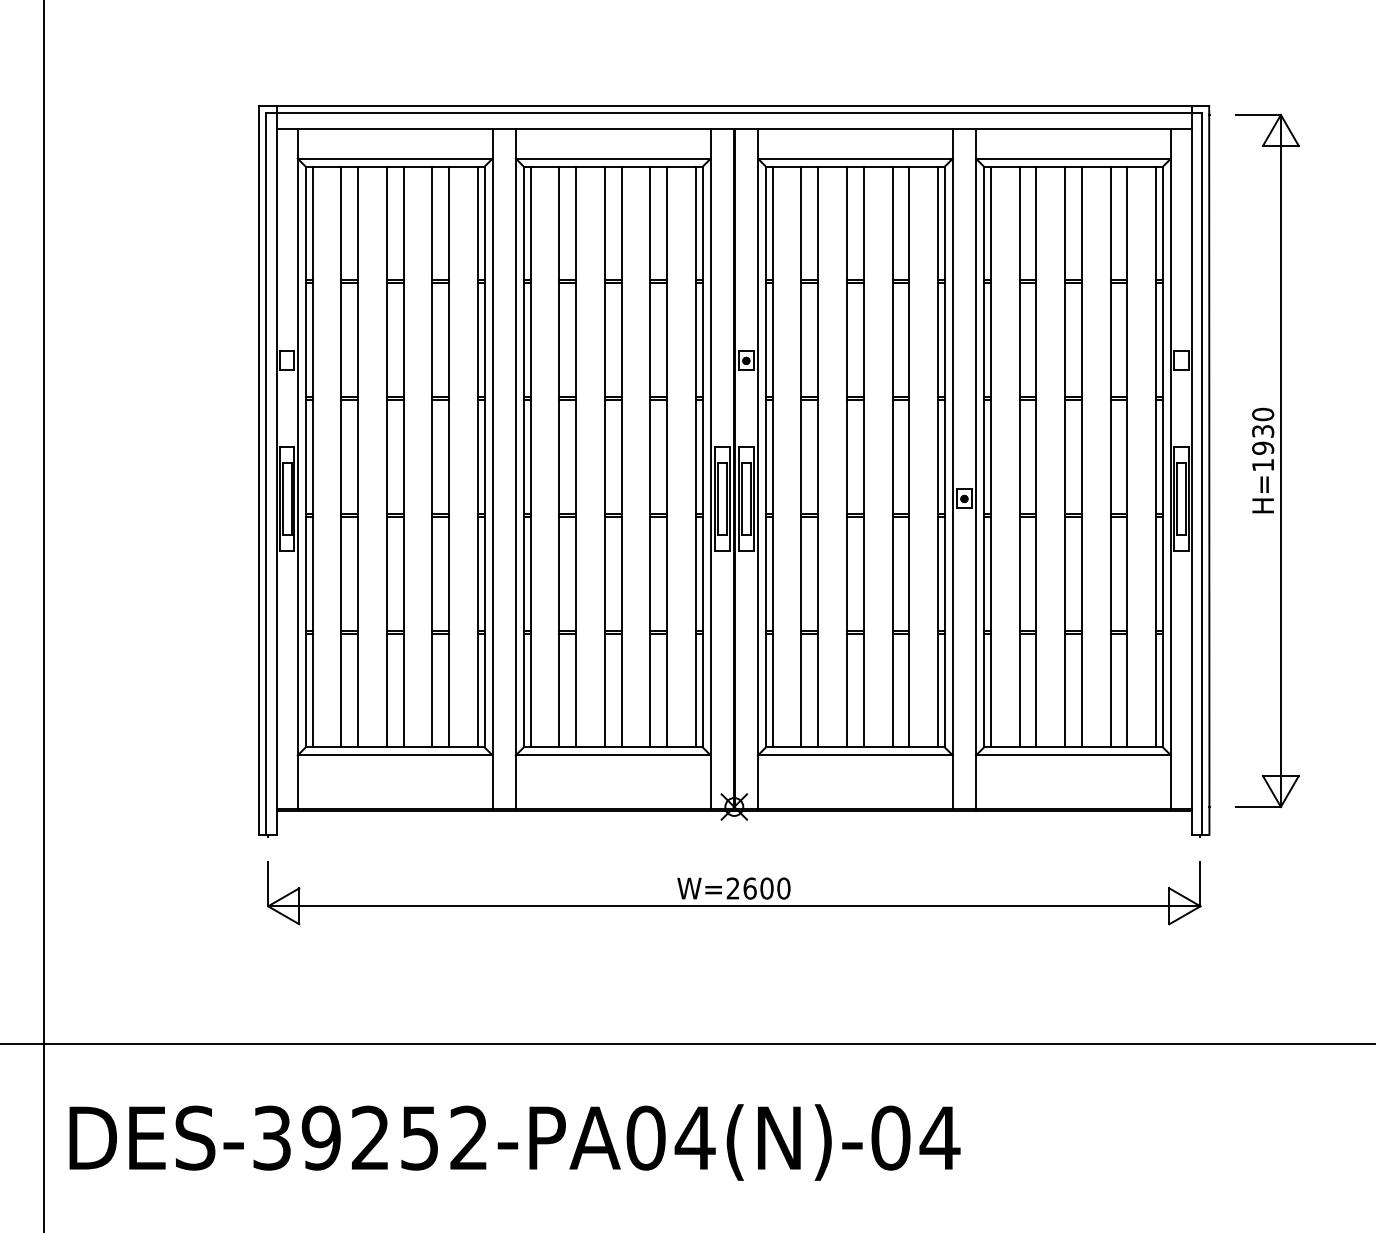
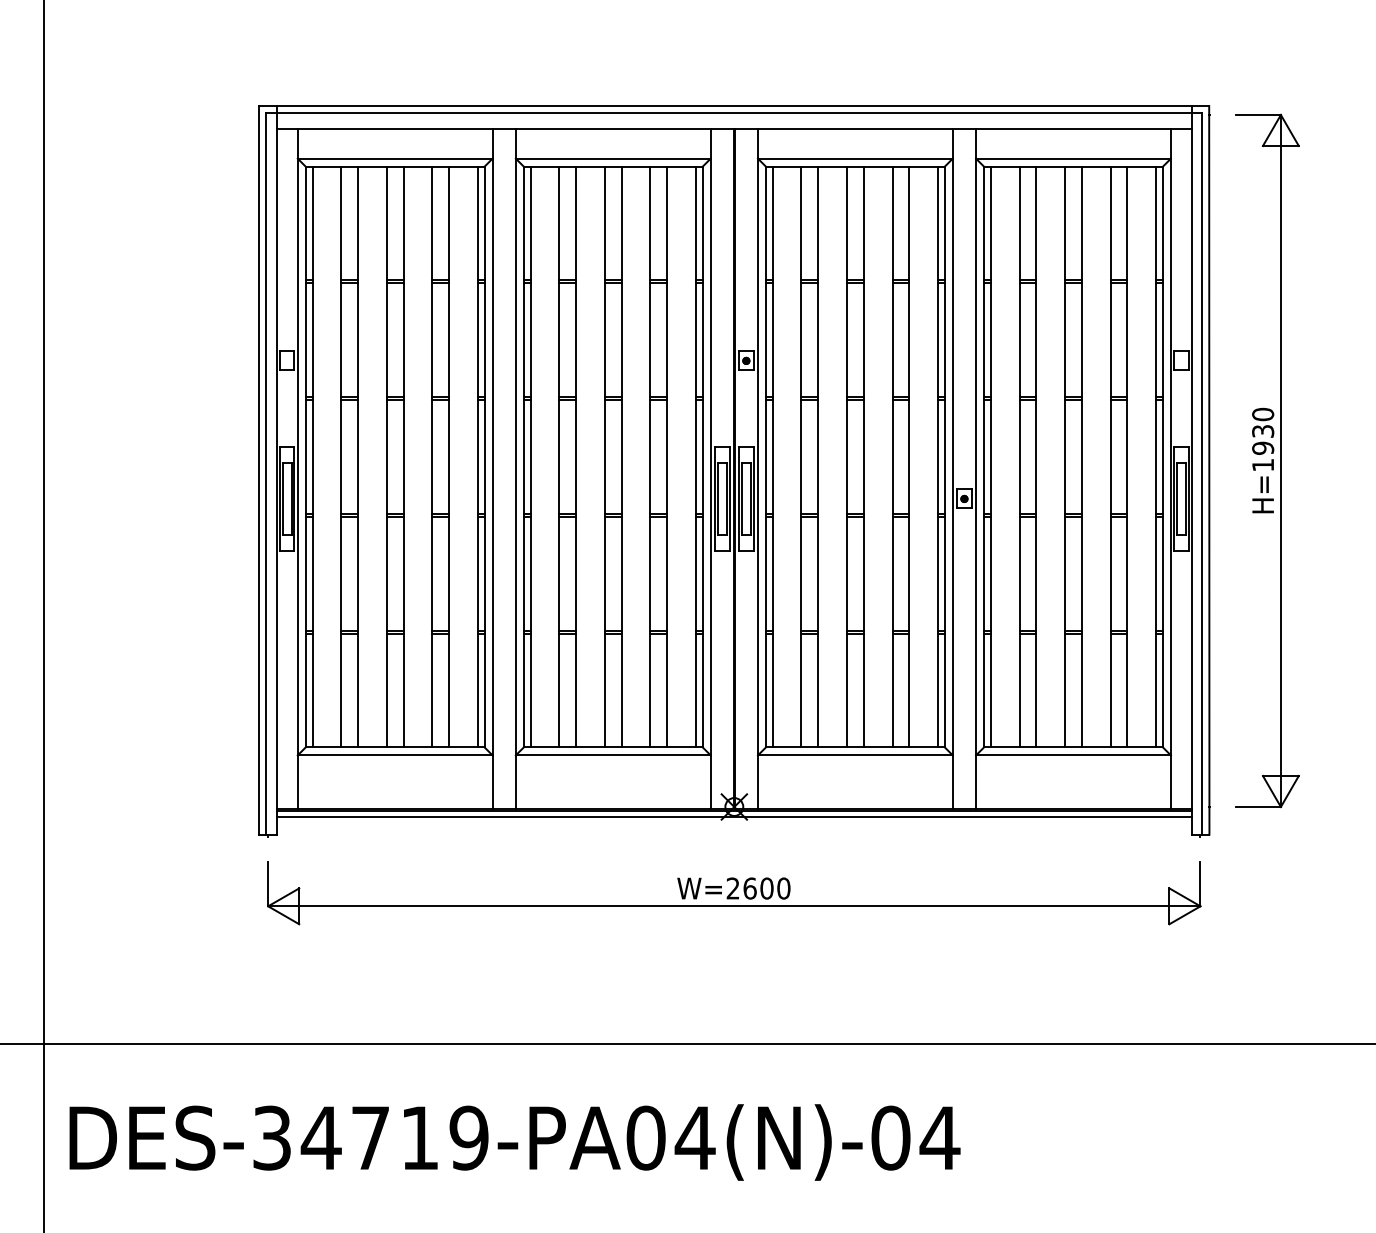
line: none -> present (734, 816)
text: DES-39252-PA04(N)-04 -> DES-34719-PA04(N)-04 (394, 1137)
